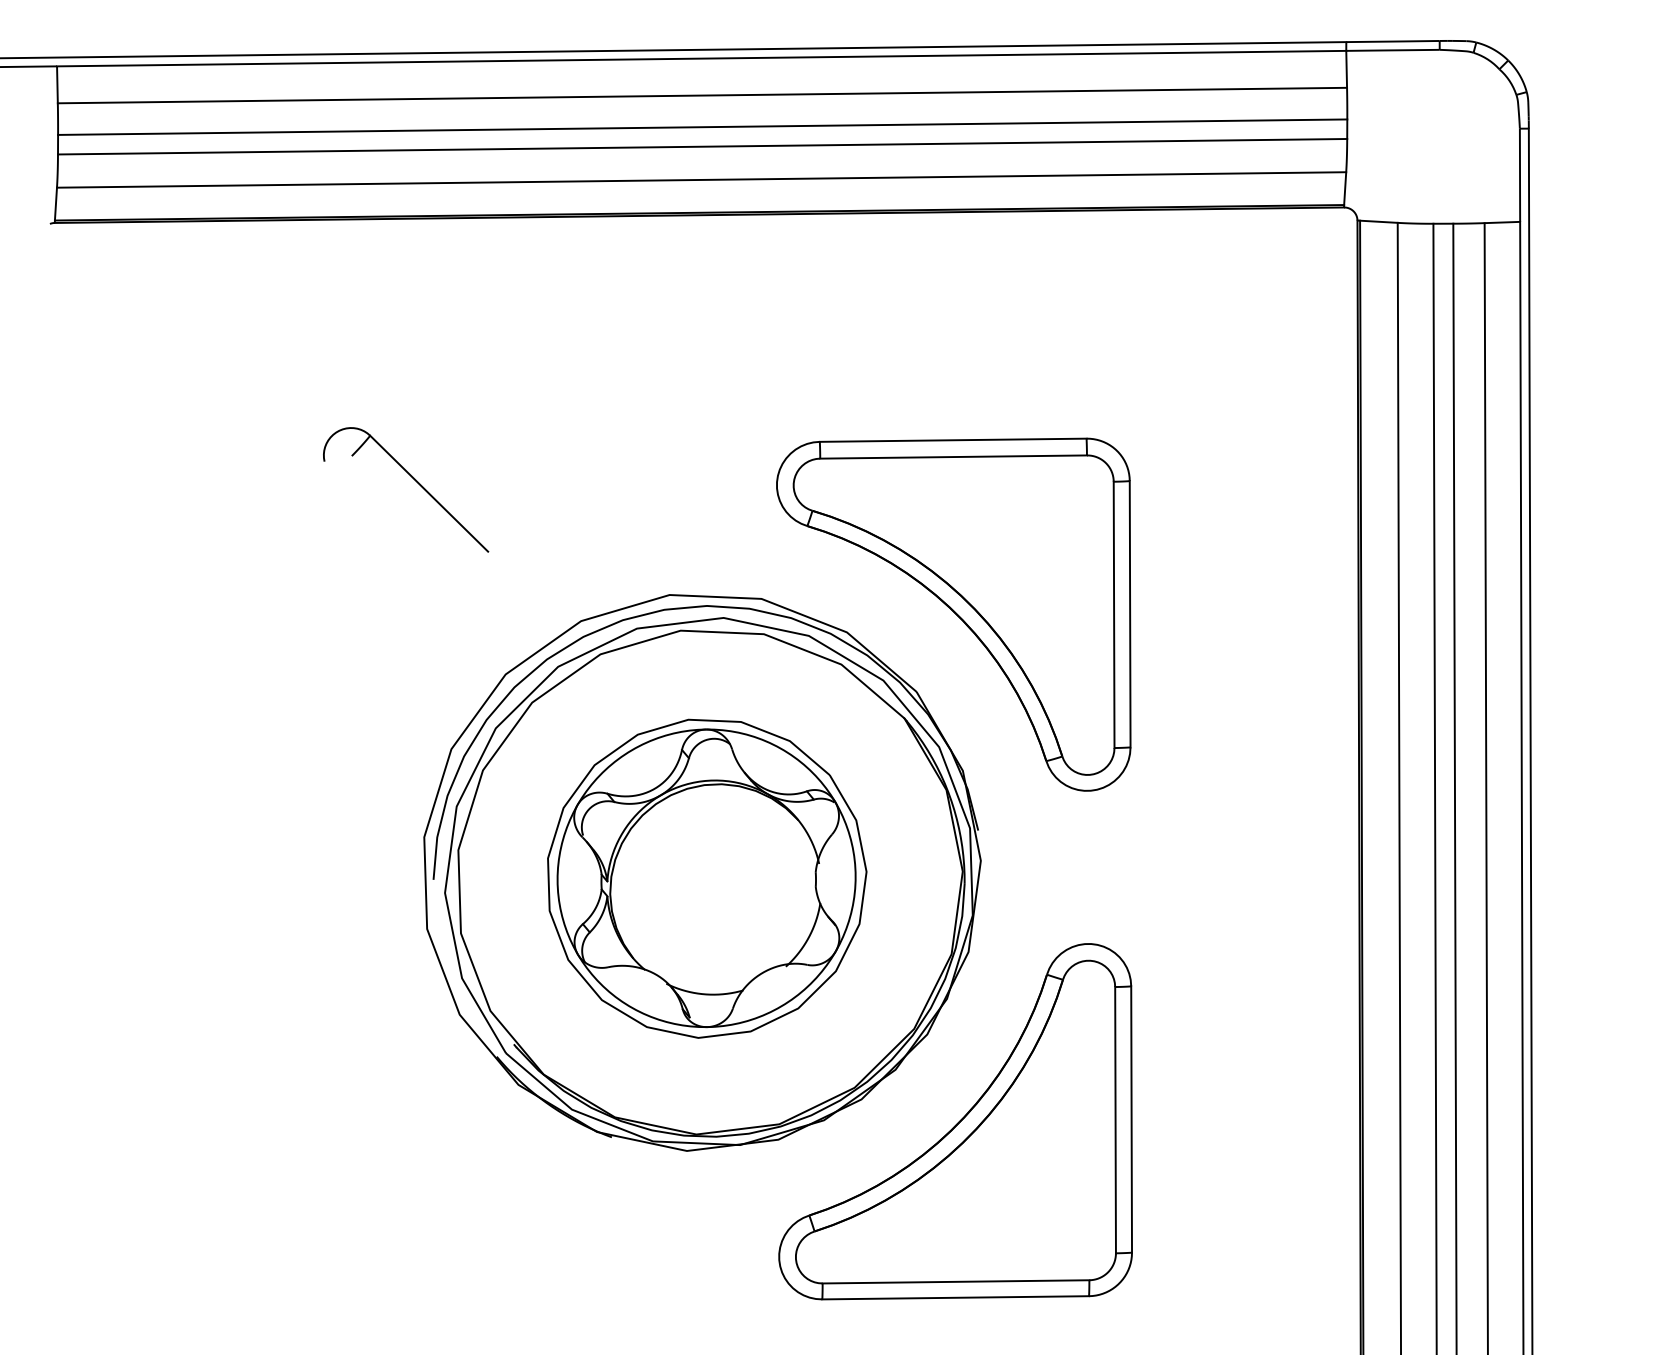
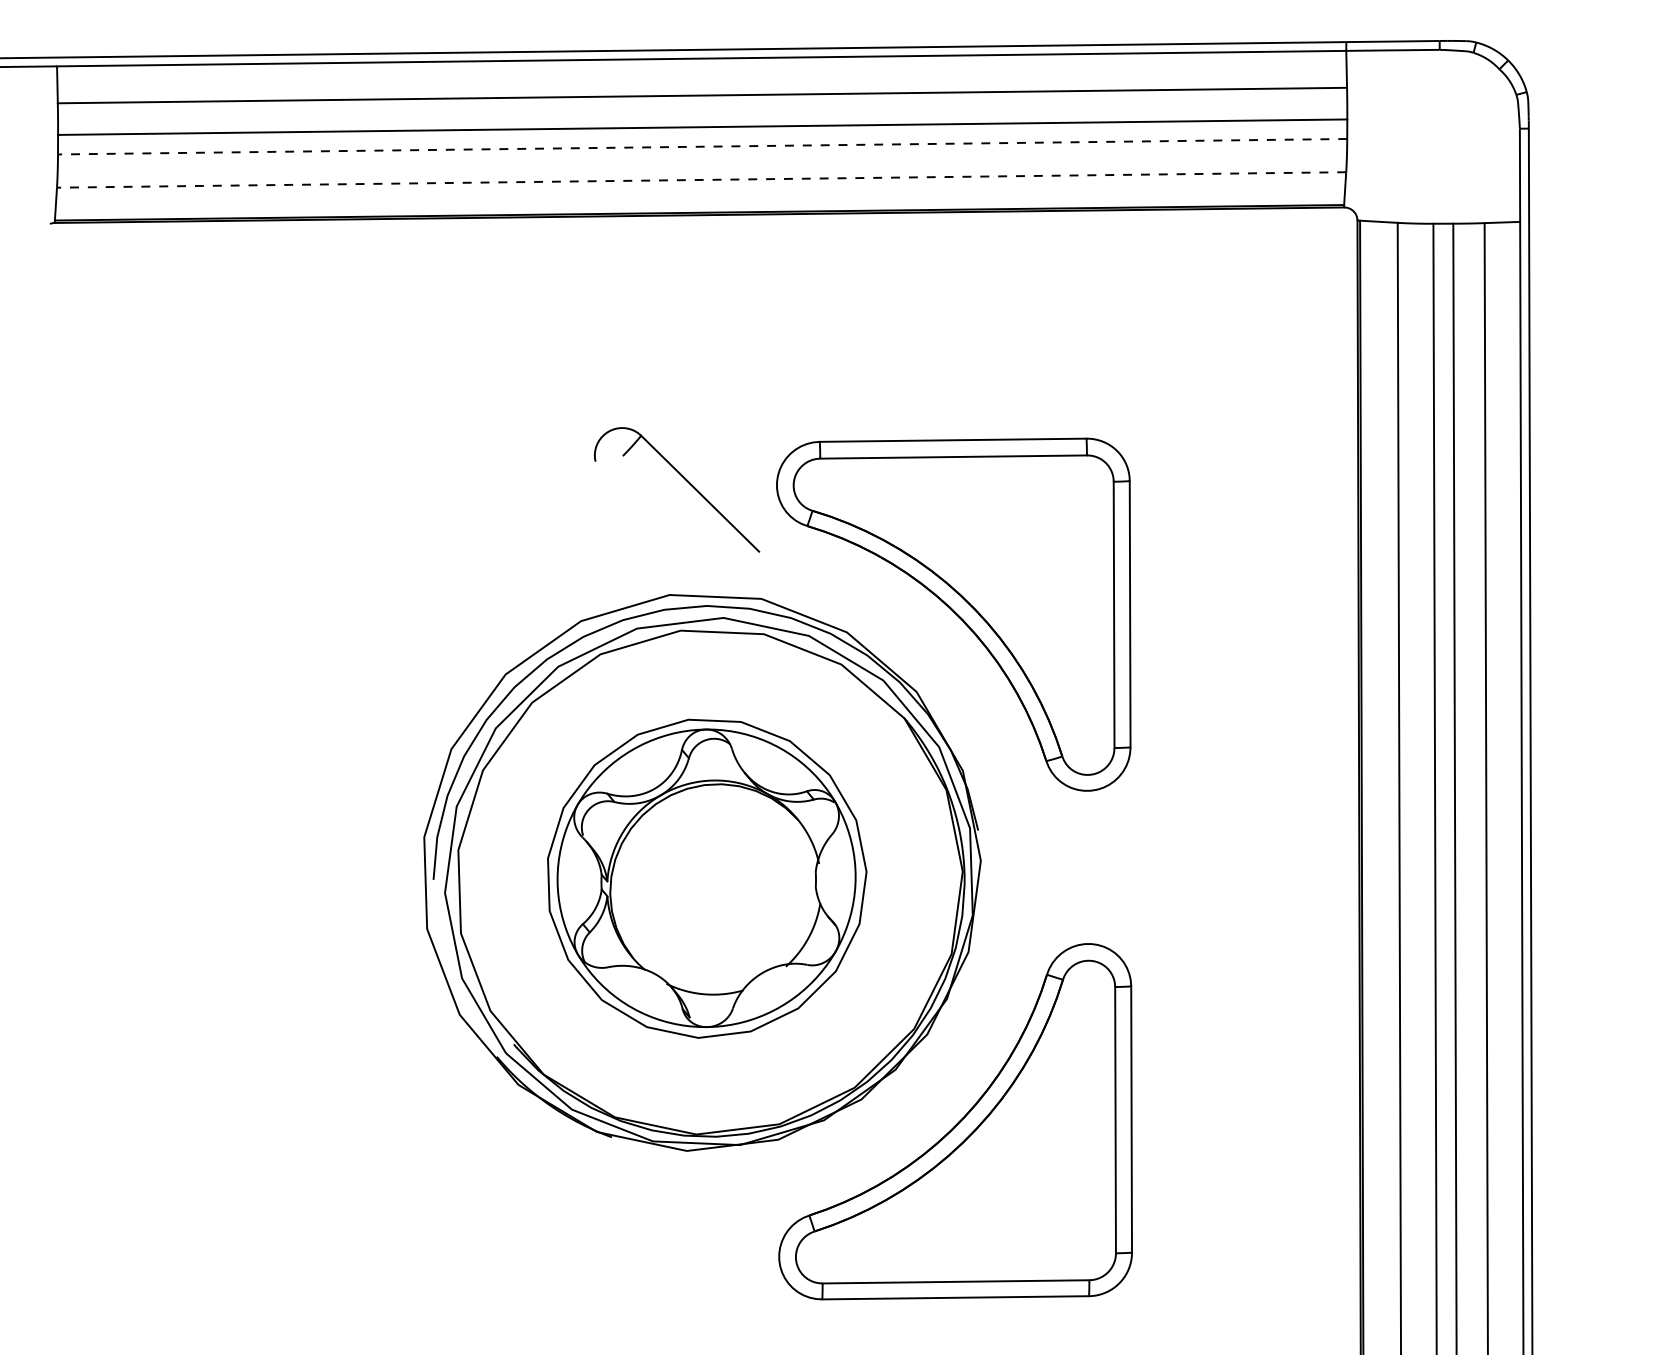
line: solid -> dashed (702, 146)
line: solid -> dashed (701, 179)
part position: (414, 480) -> (685, 480) (685, 480)
